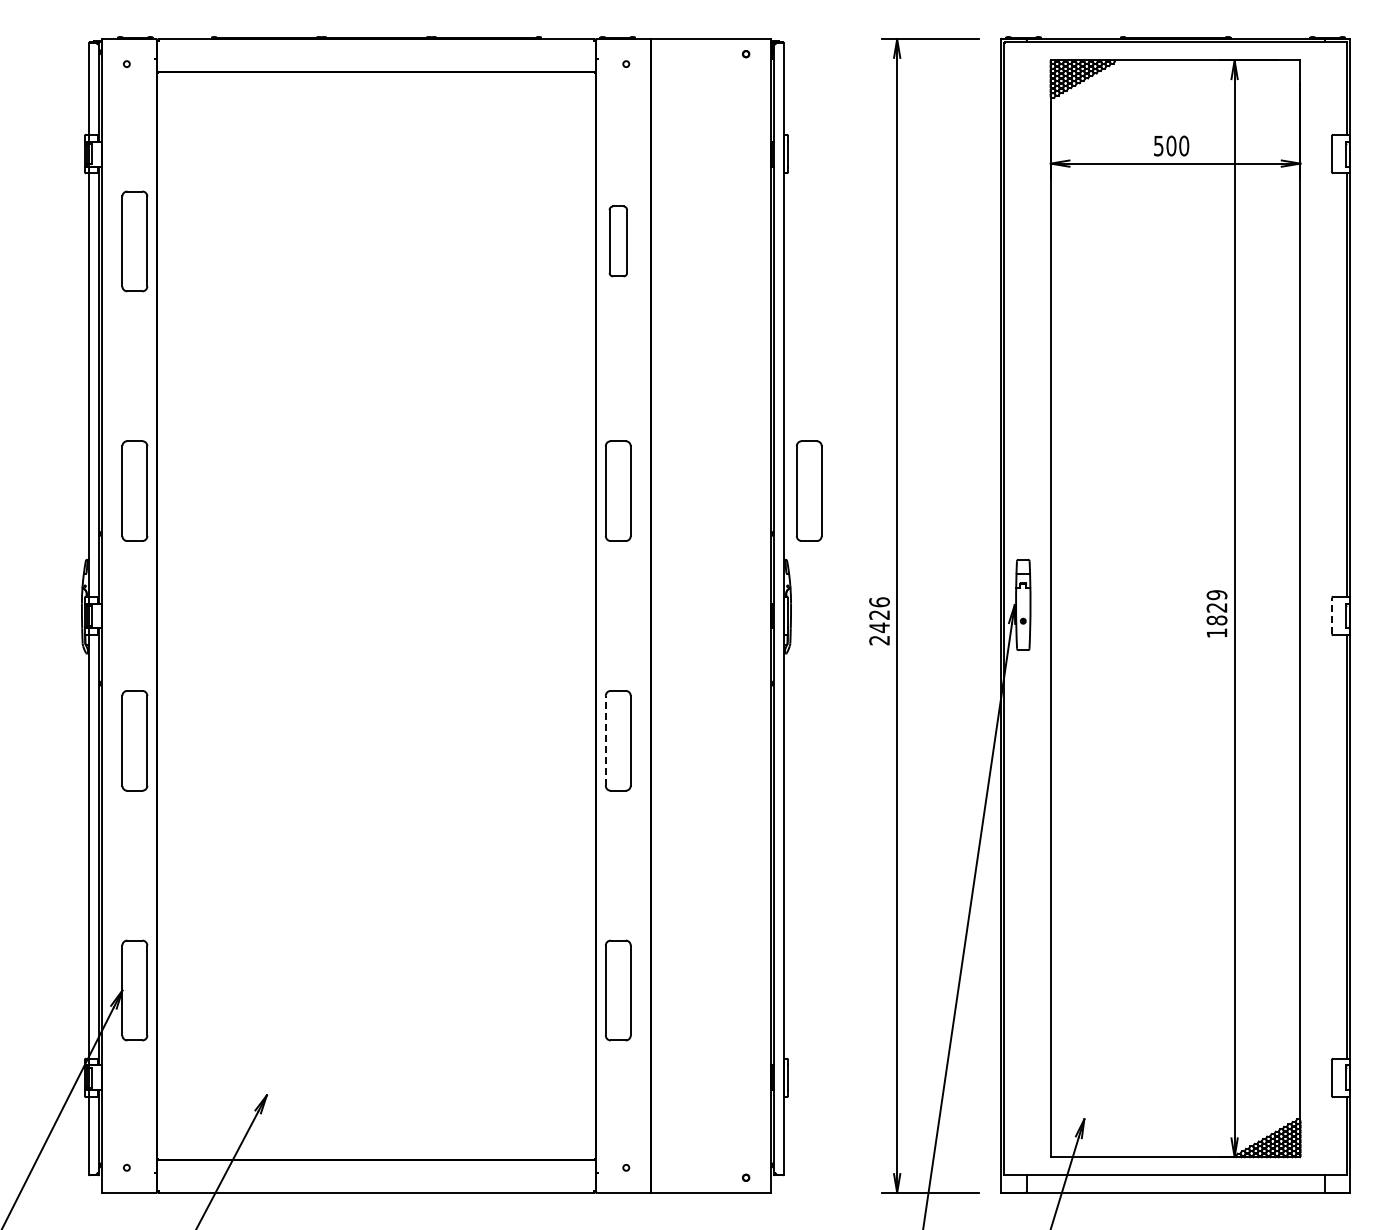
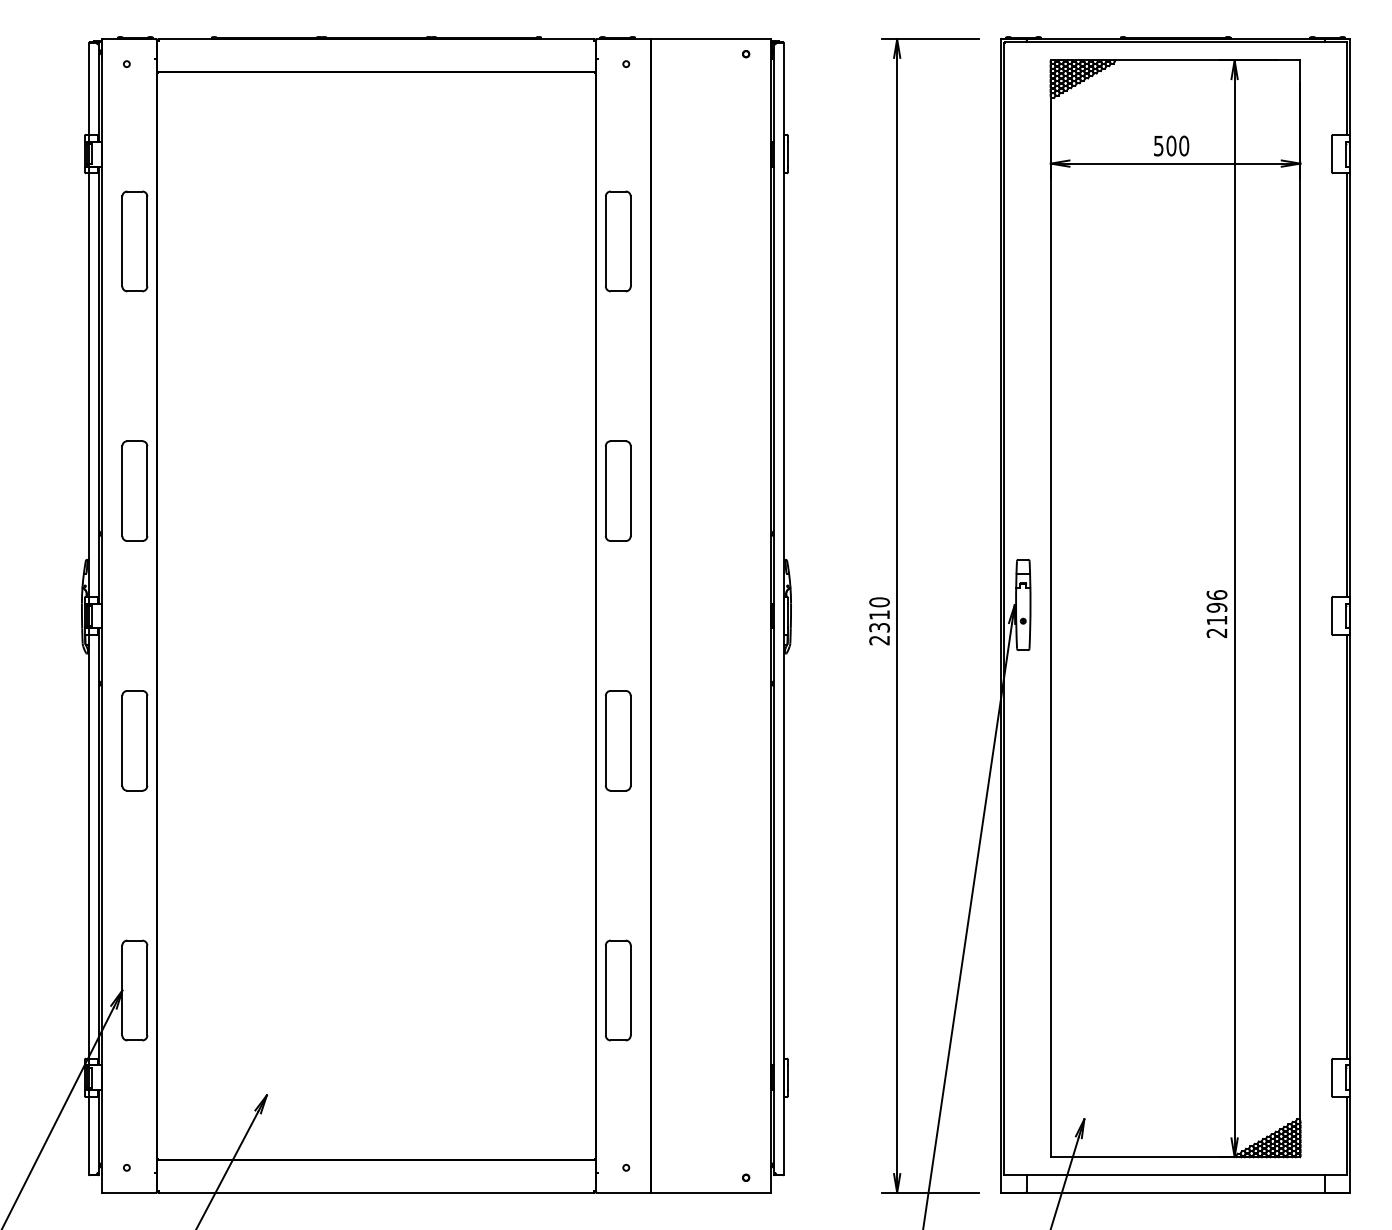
part size: 20x73 px -> 27x103 px (618, 241)
part: present -> none (809, 490)
text: 1829 -> 2196 (1216, 614)
text: 2426 -> 2310 (879, 615)
line: dashed -> solid (1332, 615)
line: dashed -> solid (605, 740)
